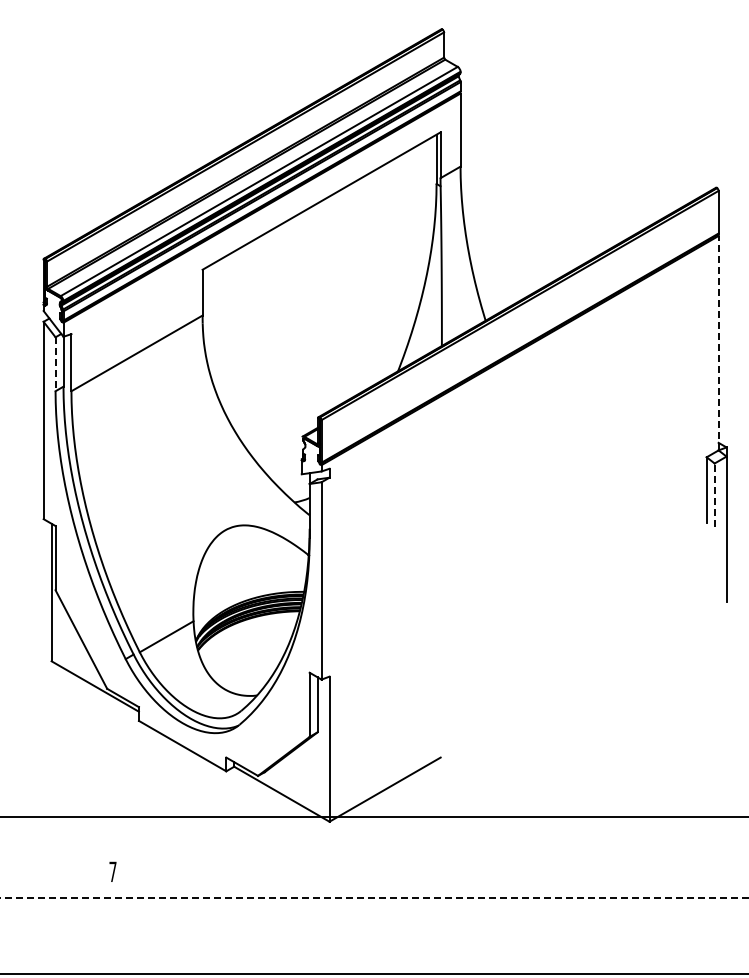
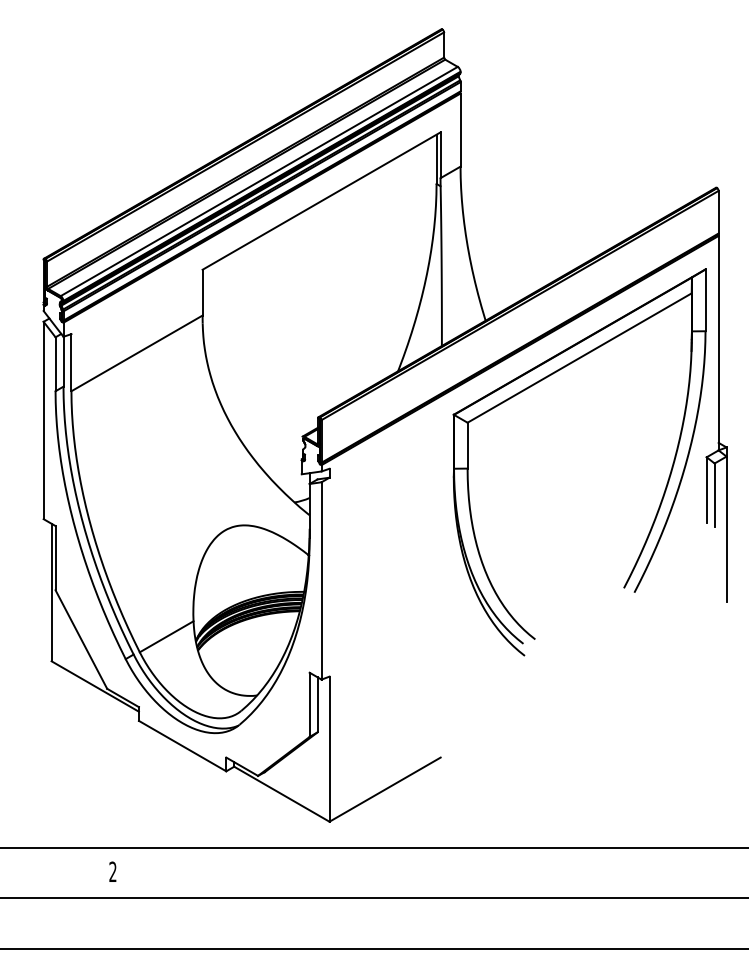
line: dashed -> solid (718, 342)
line: dashed -> solid (55, 364)
part: none -> present (534, 385)
line: dashed -> solid (714, 495)
line position: (373, 816) -> (373, 847) (373, 847)
text: 7 -> 2 (112, 871)
line: dashed -> solid (374, 898)
line position: (373, 973) -> (373, 948) (373, 948)
